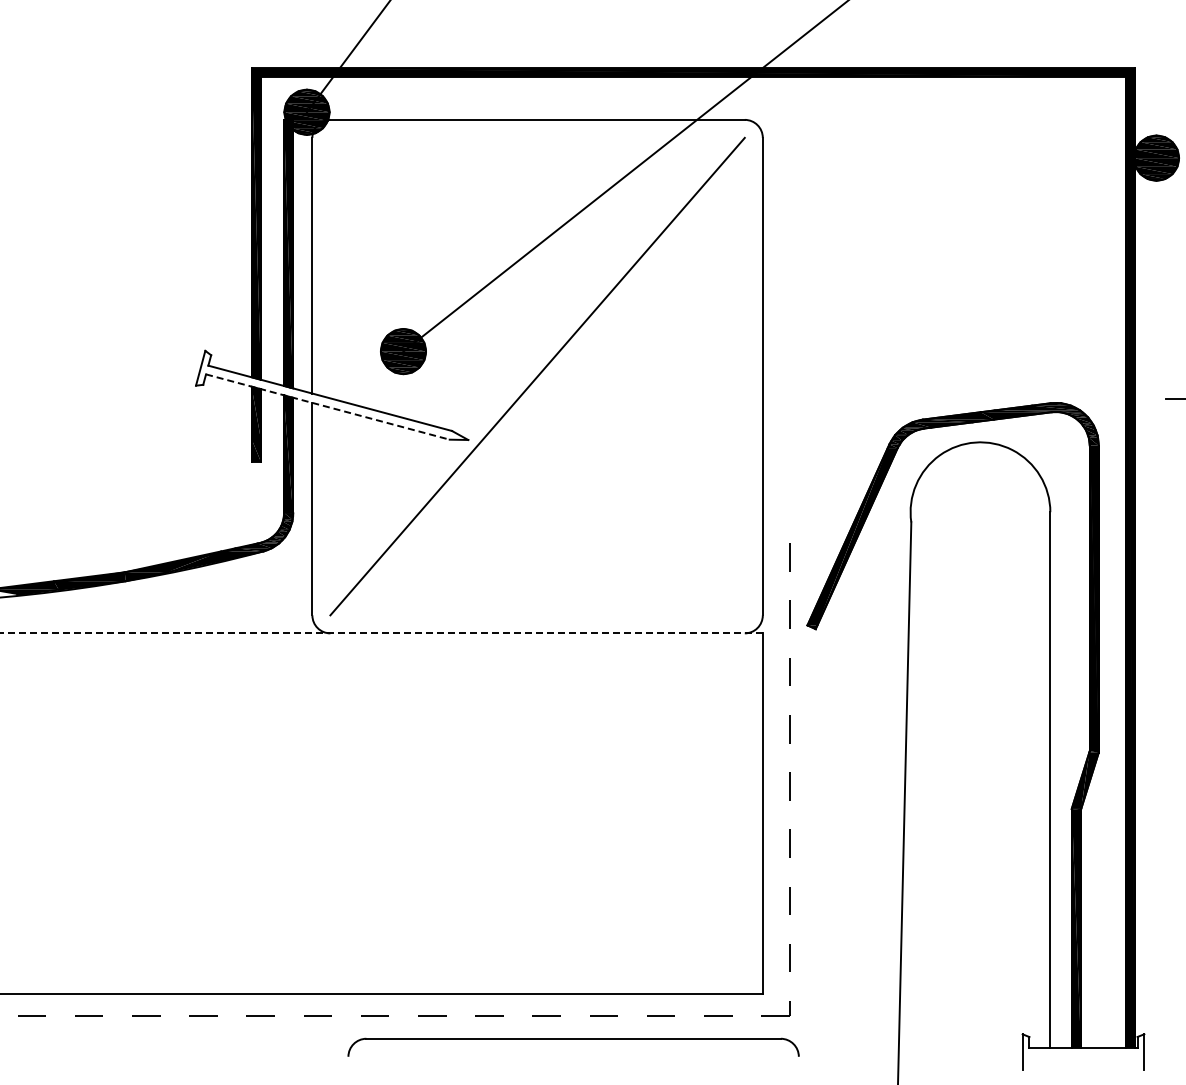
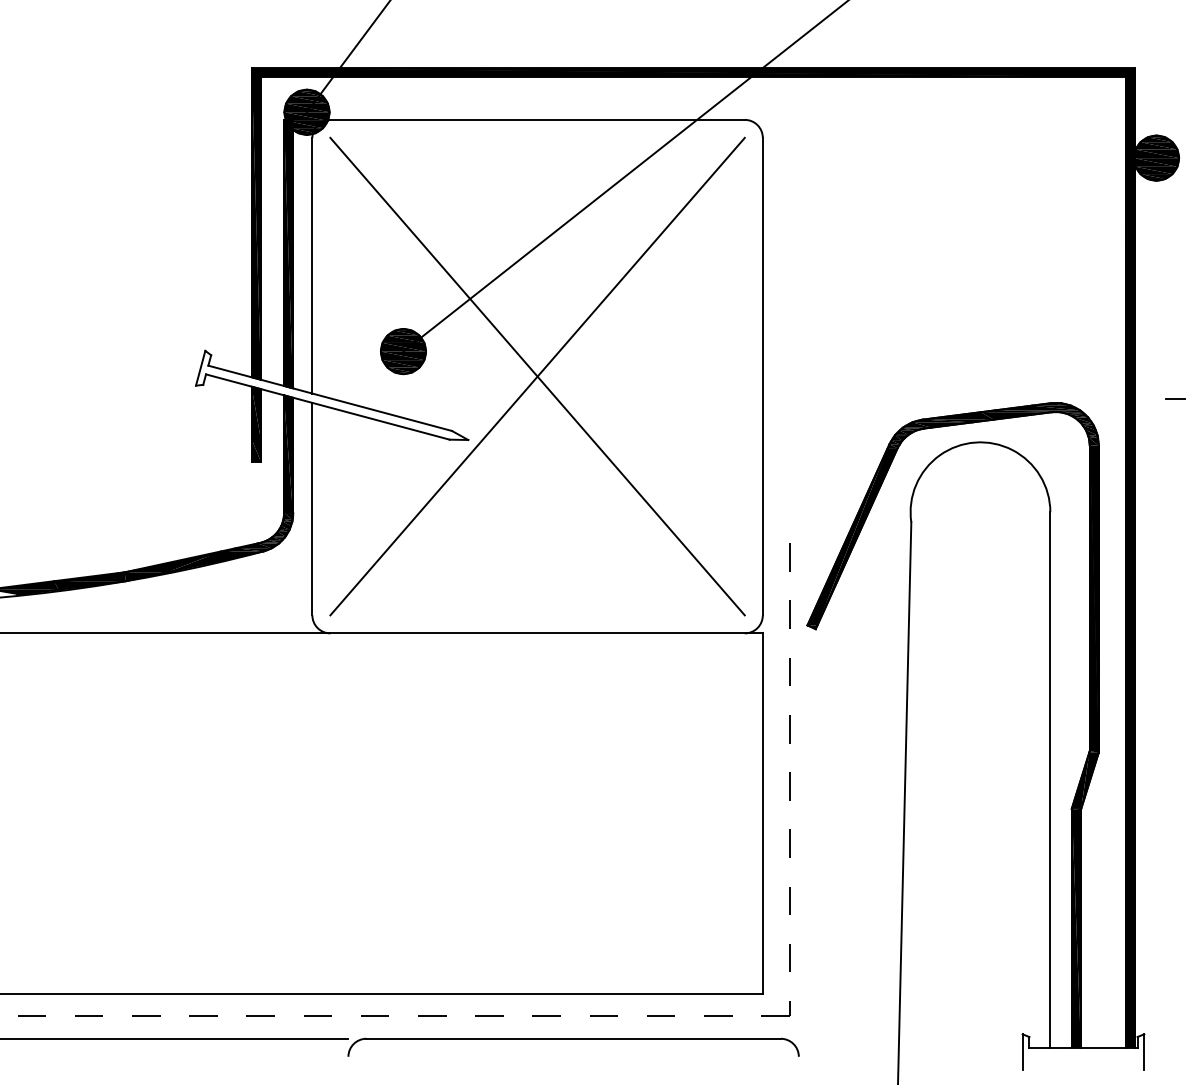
line: none -> present (537, 376)
line: dashed -> solid (328, 407)
line: dashed -> solid (381, 633)
line: none -> present (175, 1038)
